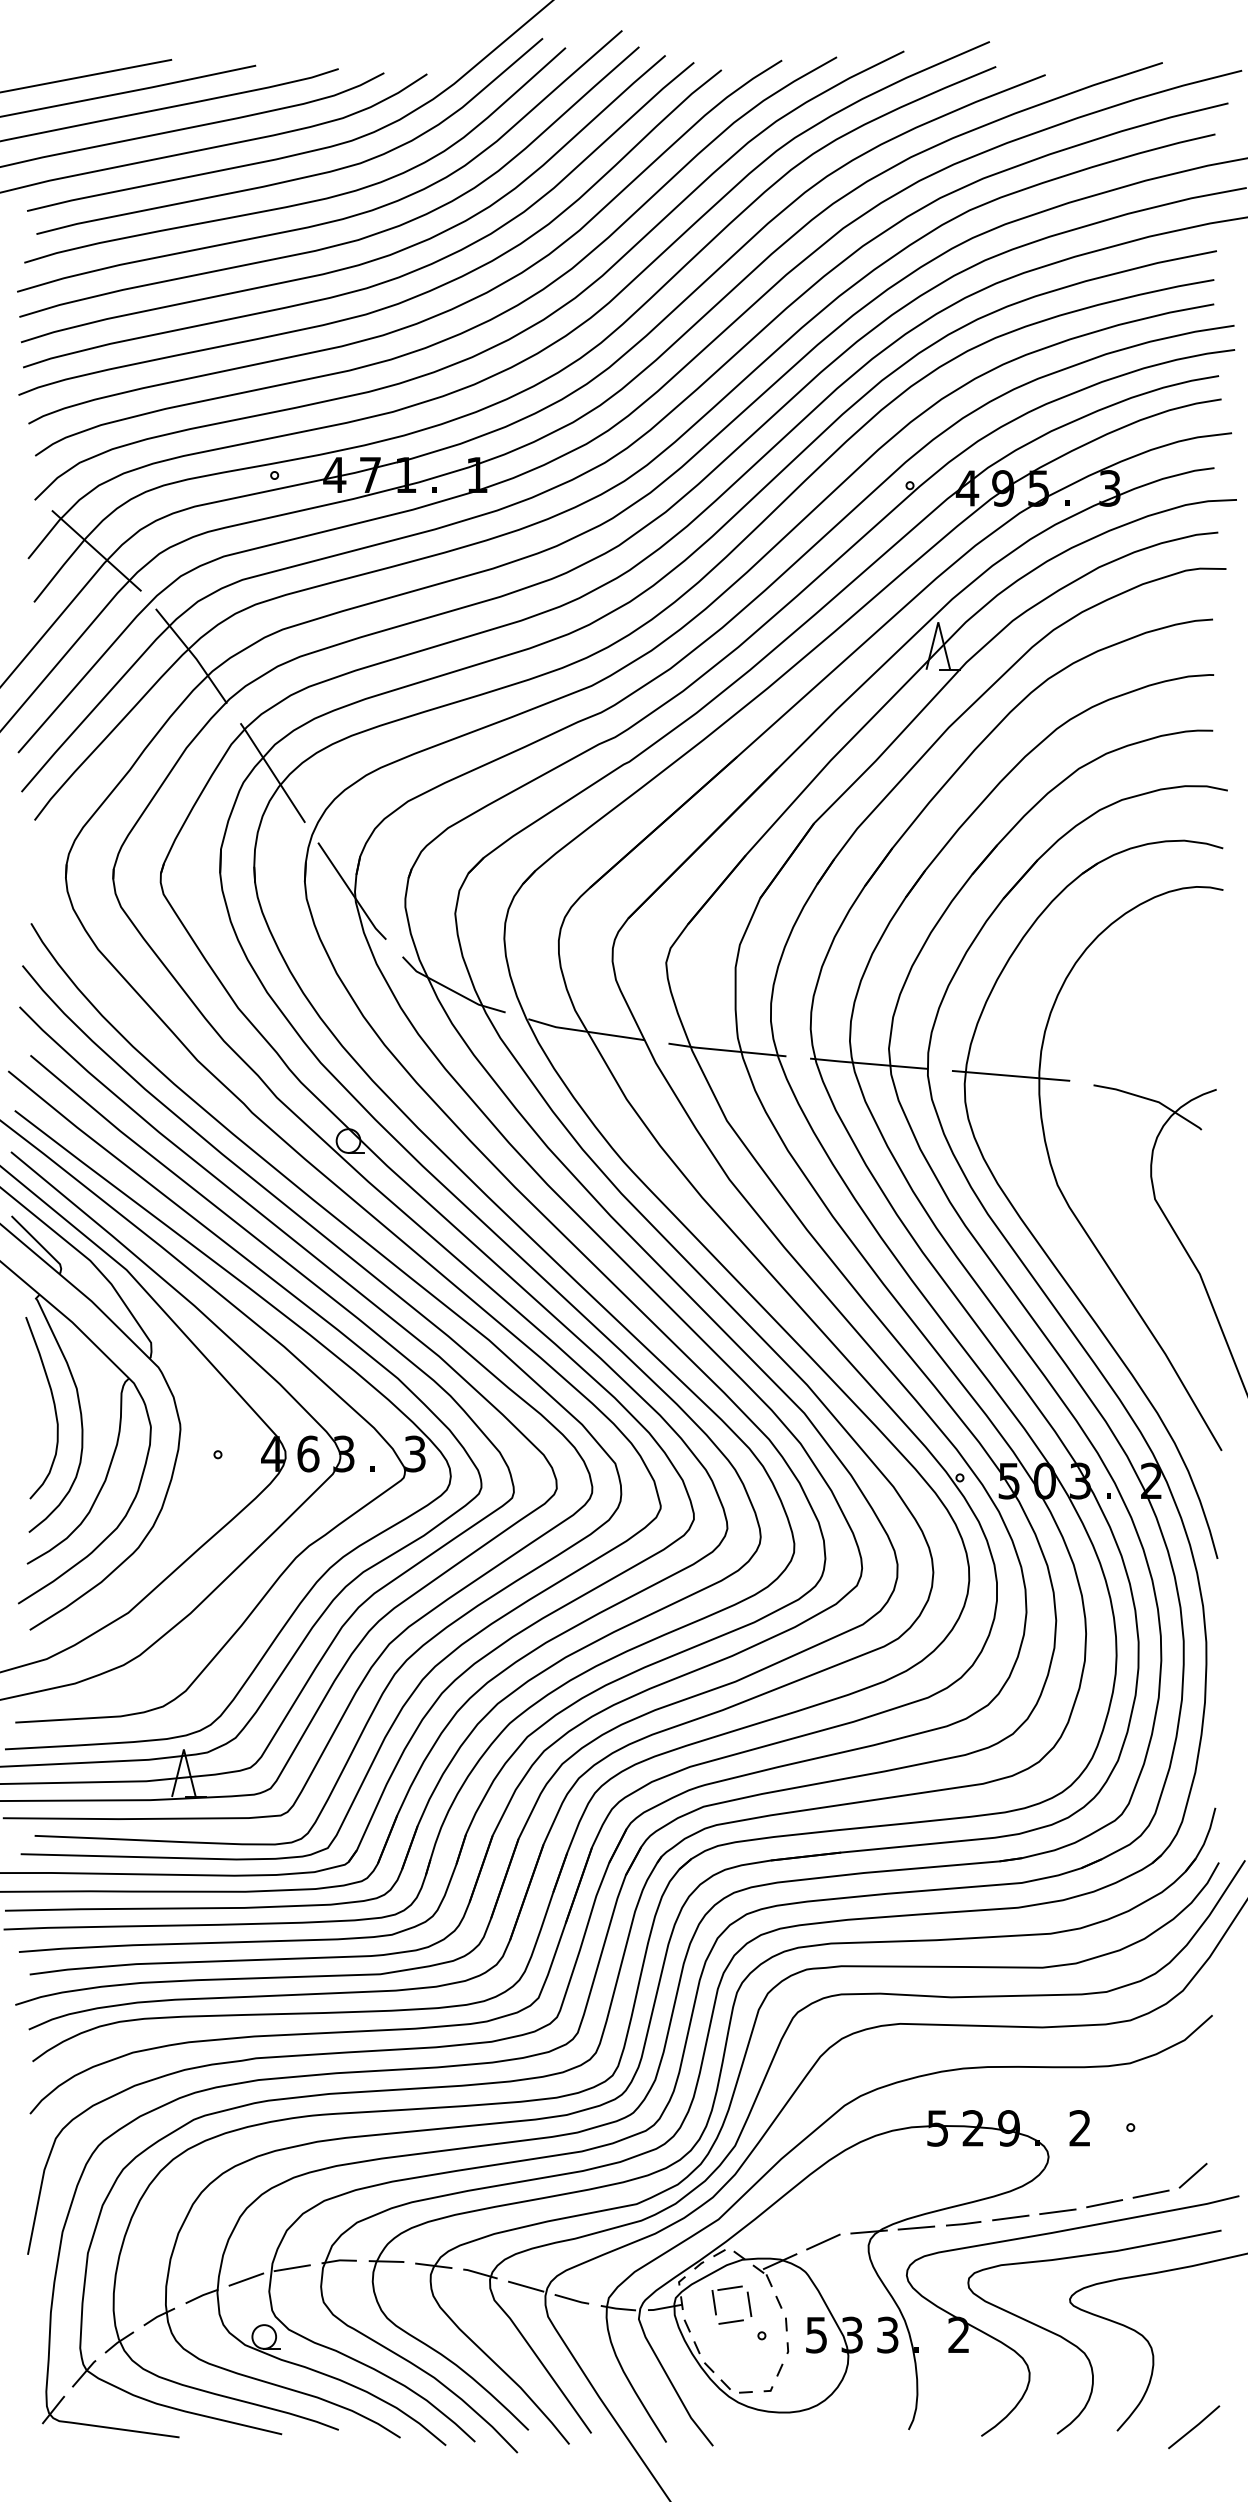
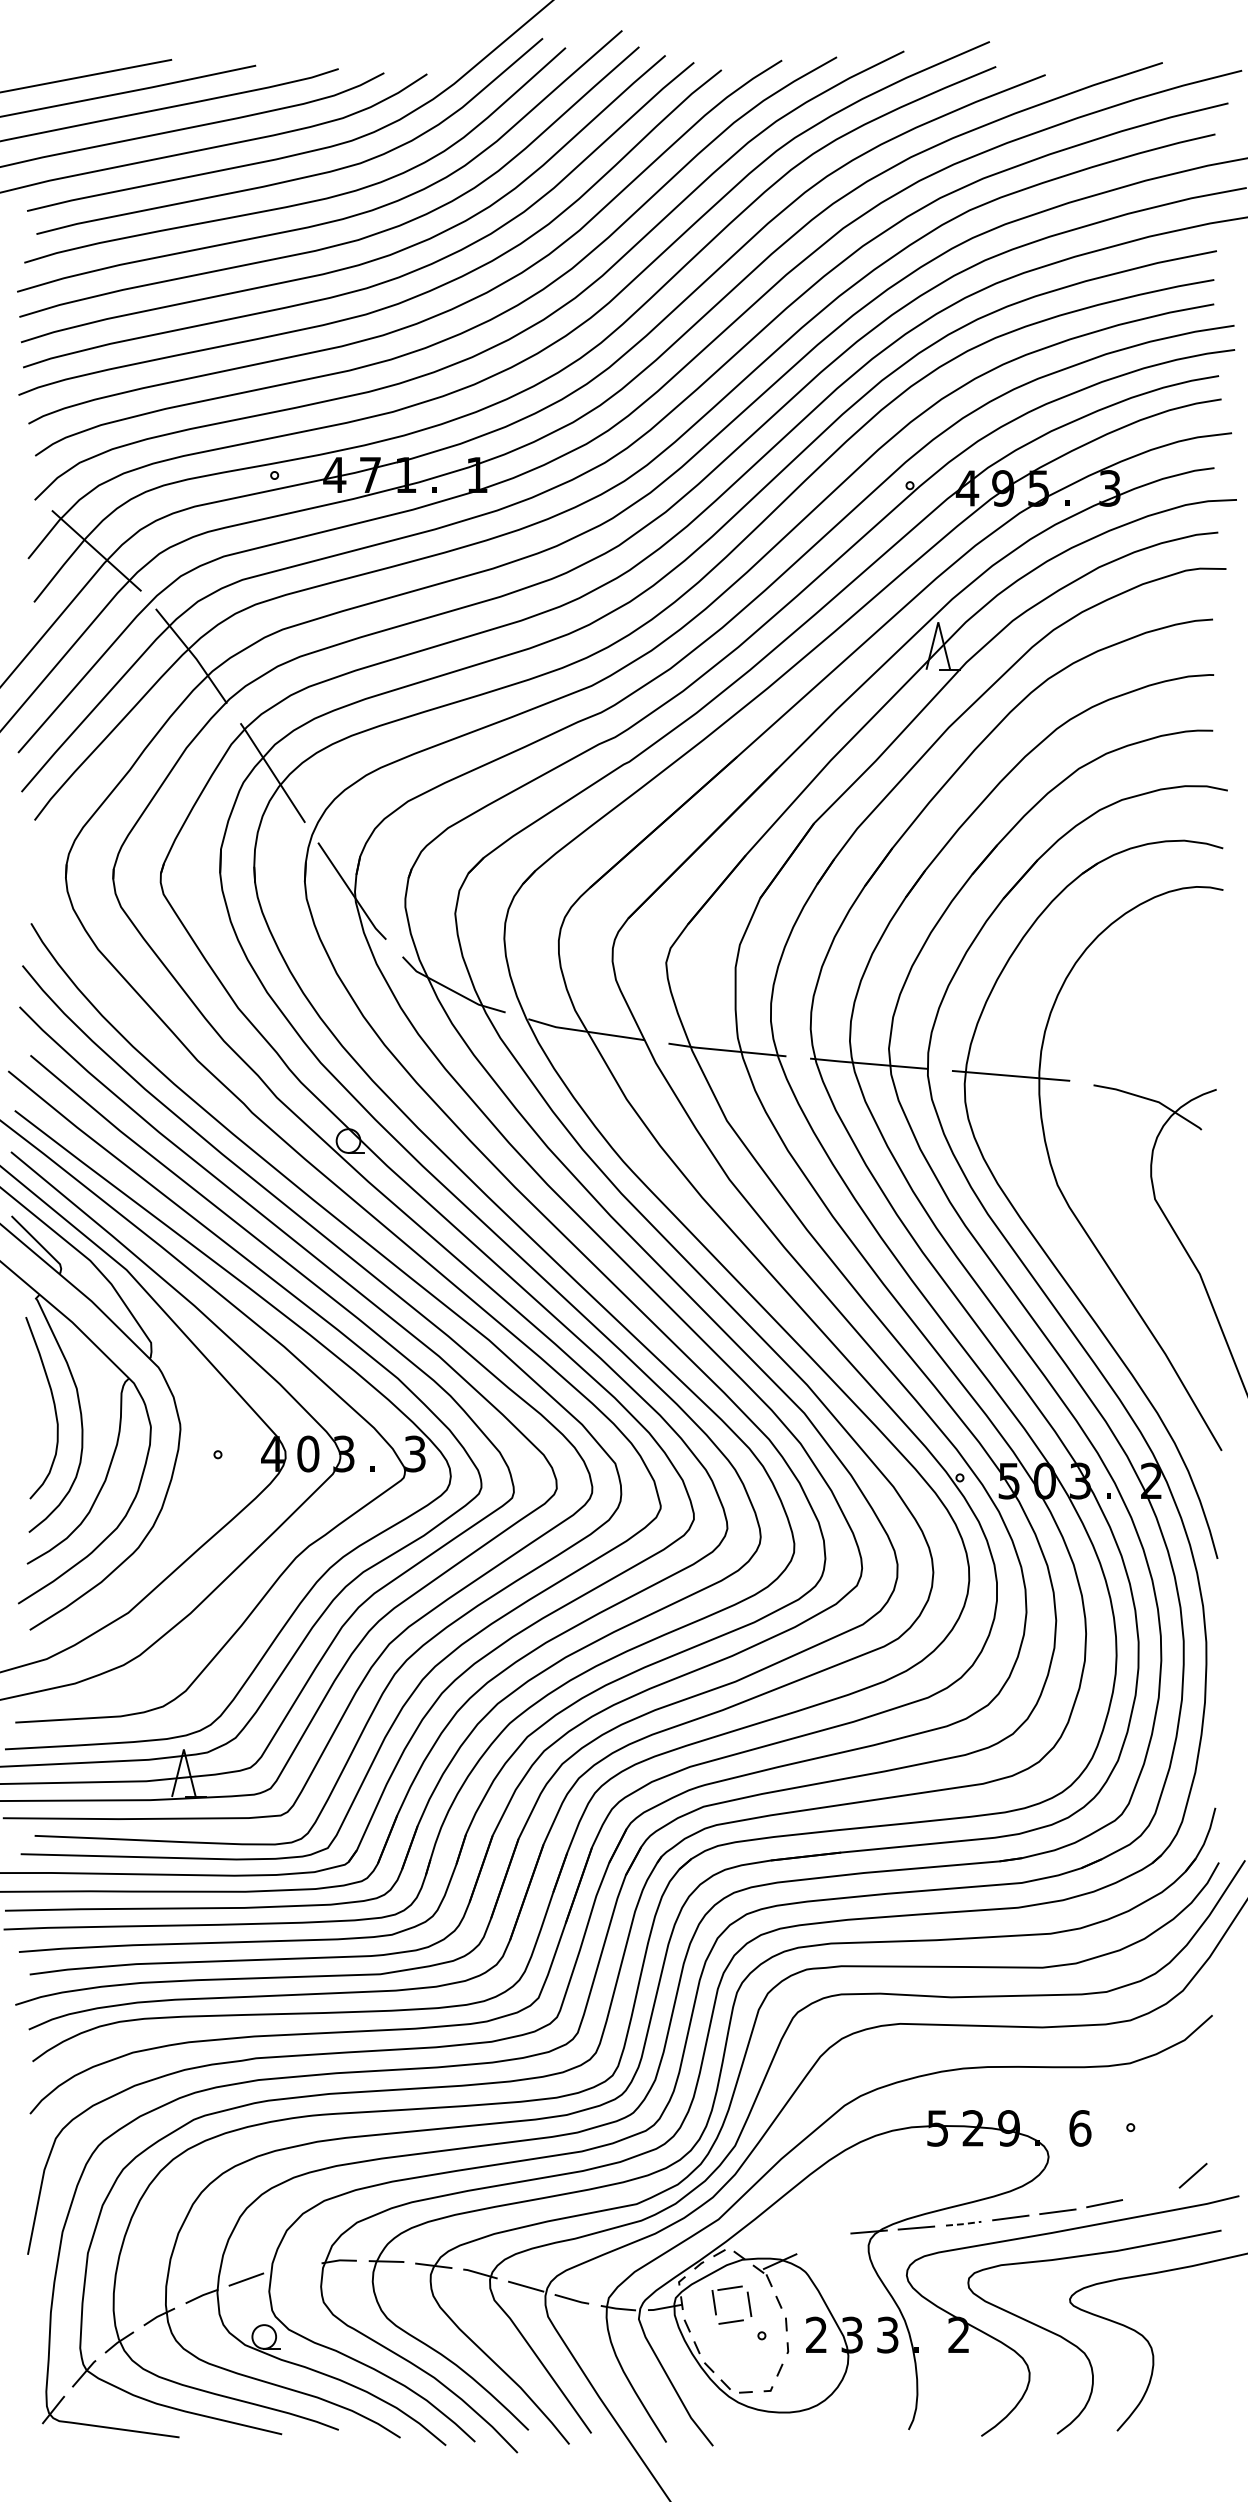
text: 6 -> 0 (308, 1453)
text: 2 -> 6 (1080, 2128)
line: present -> none (1150, 2193)
line: solid -> dashed (963, 2224)
line: present -> none (823, 2241)
line: present -> none (291, 2268)
text: 5 -> 2 (816, 2334)
line: present -> none (1194, 2427)
